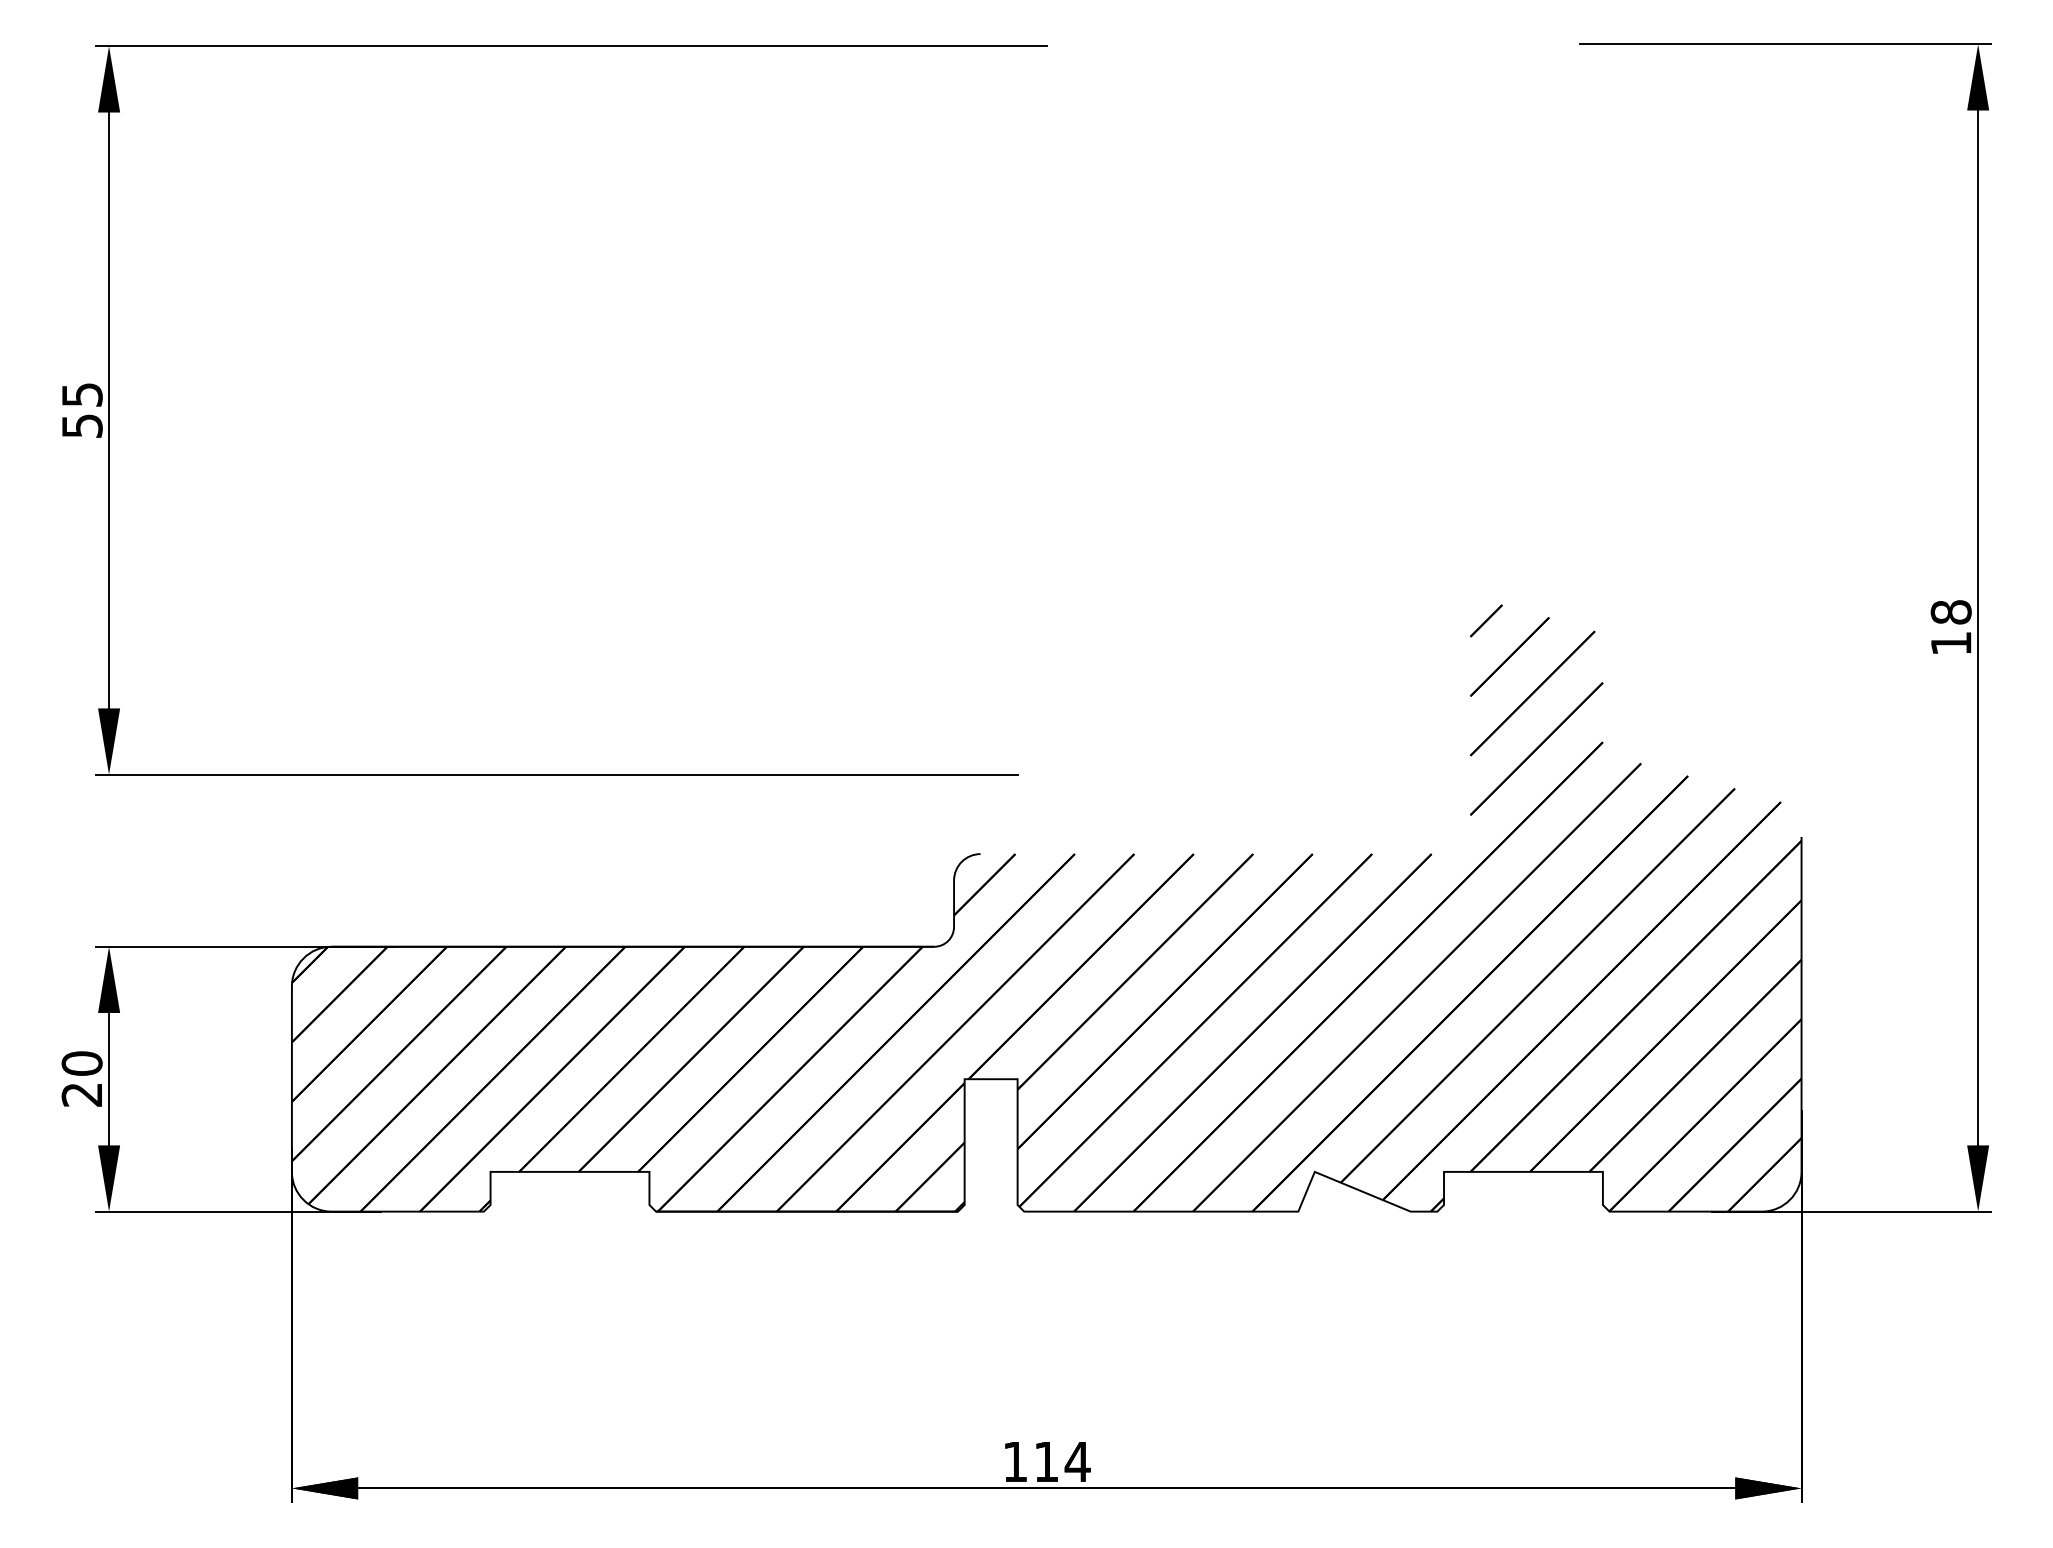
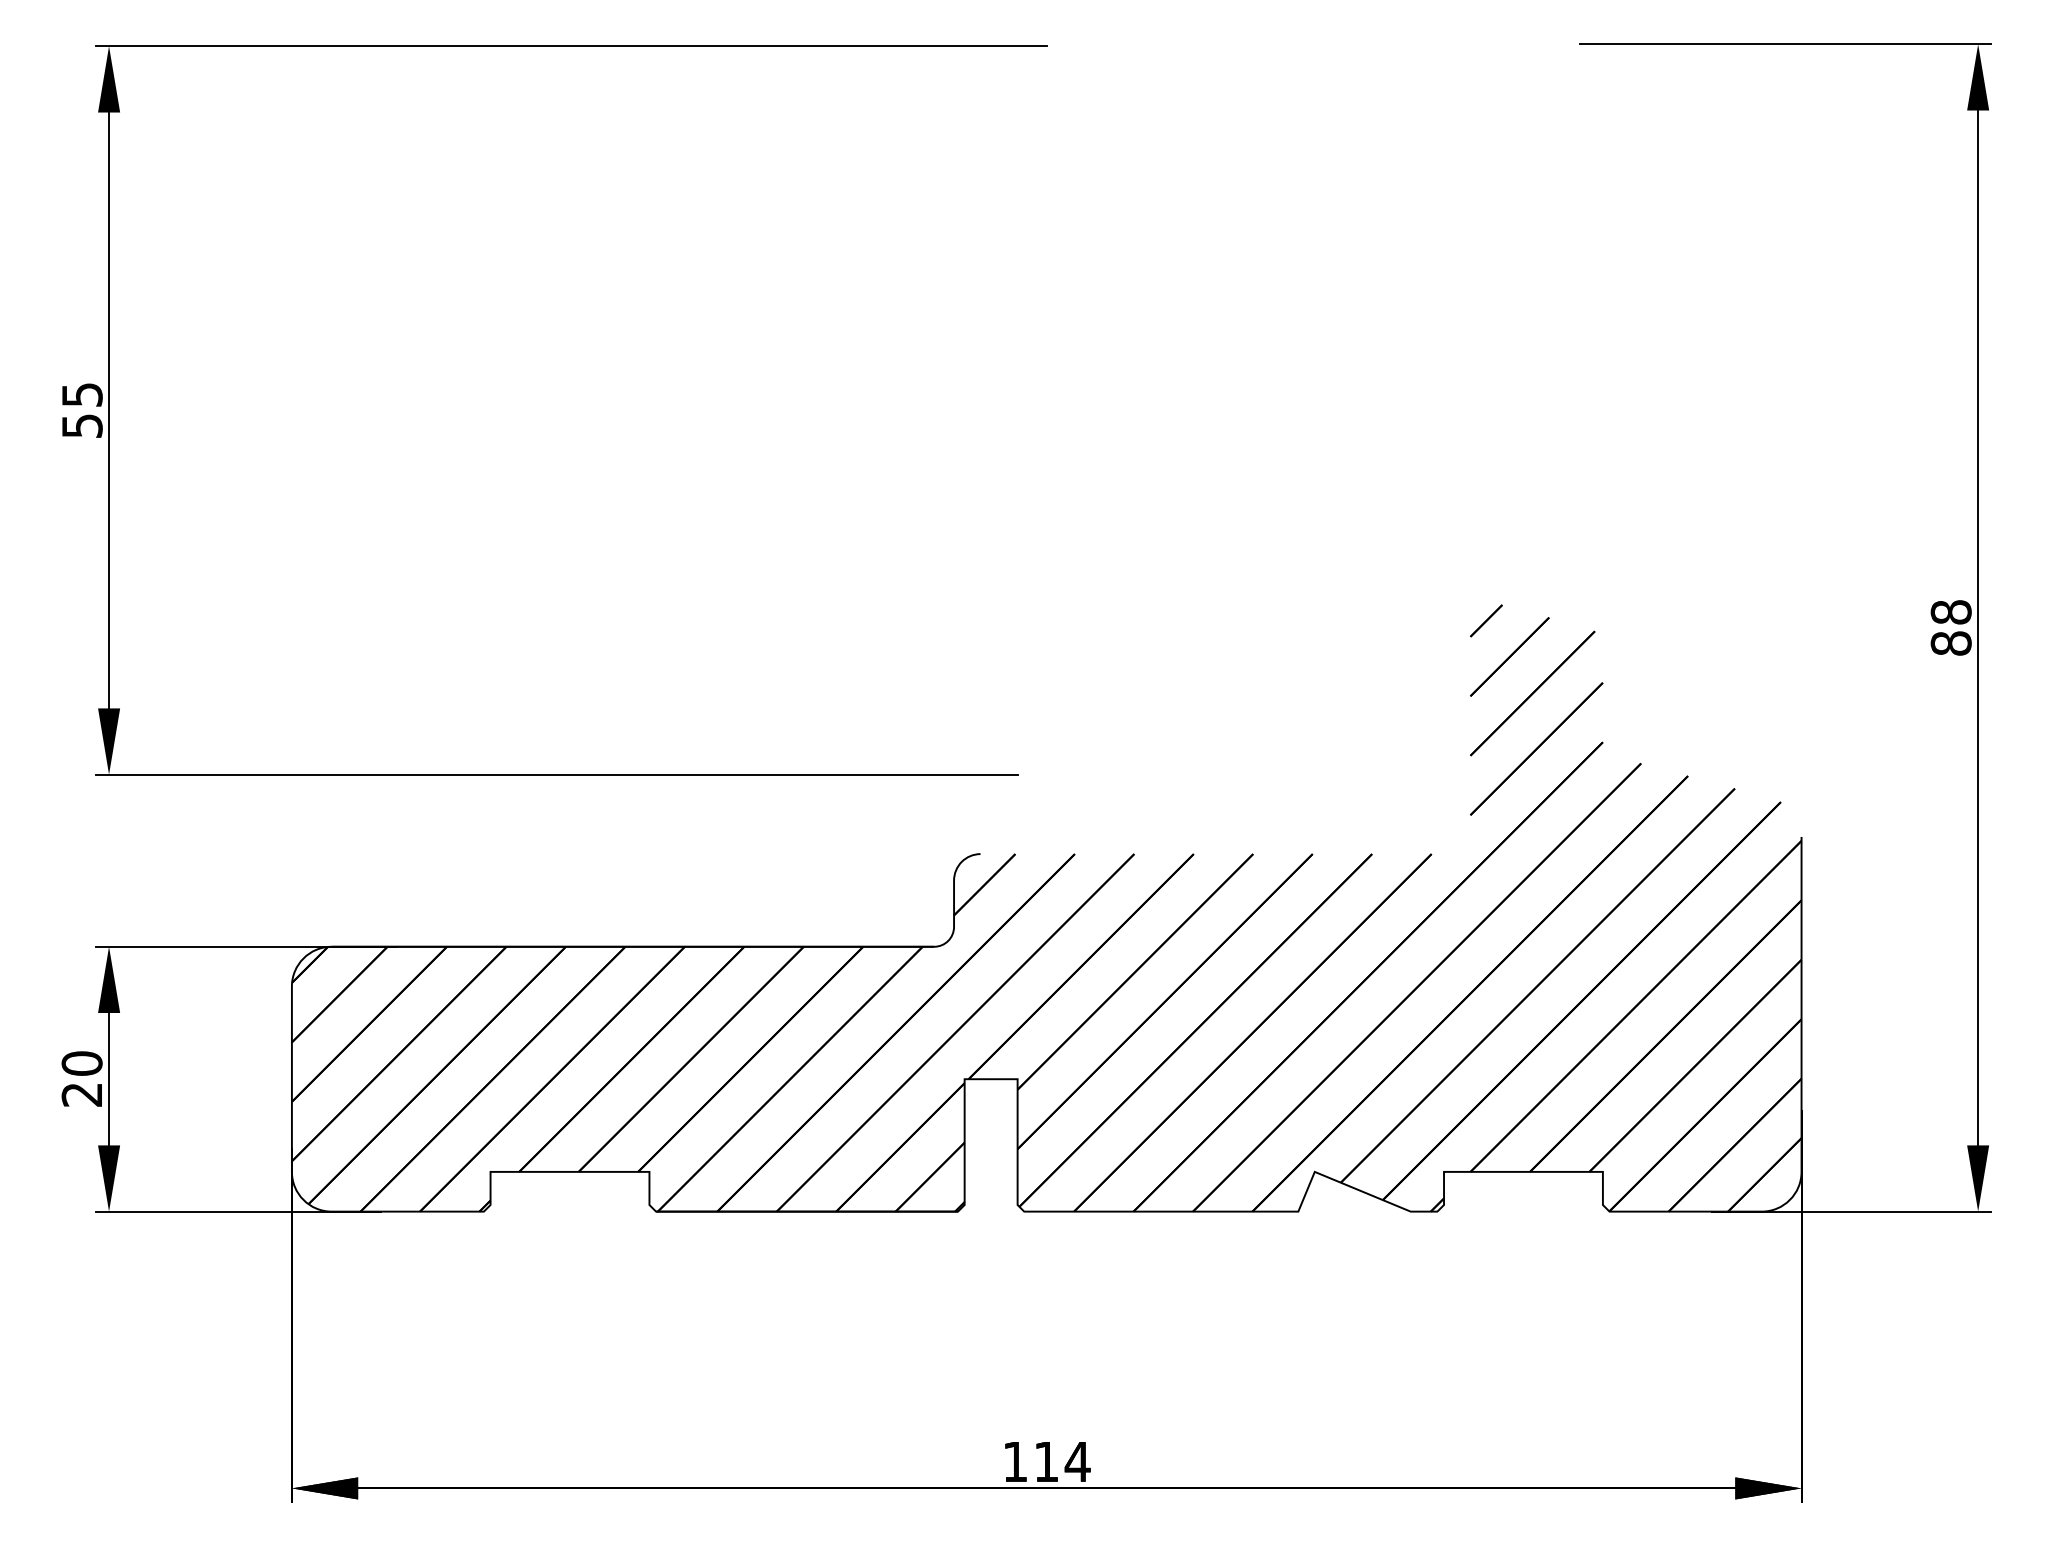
text: 18 -> 88 (1950, 643)
